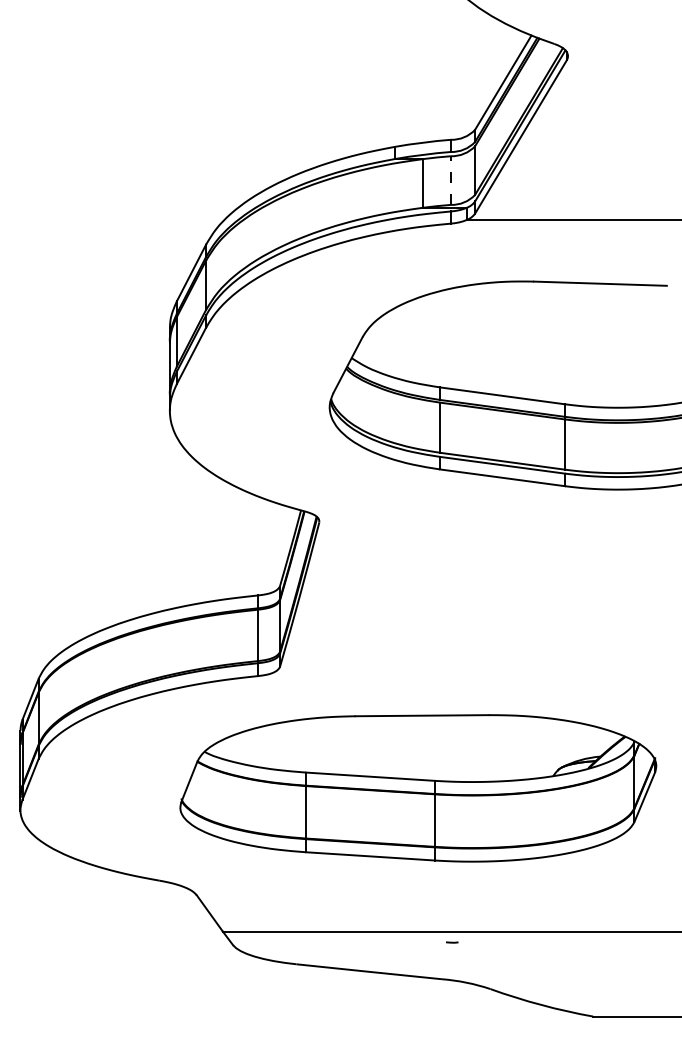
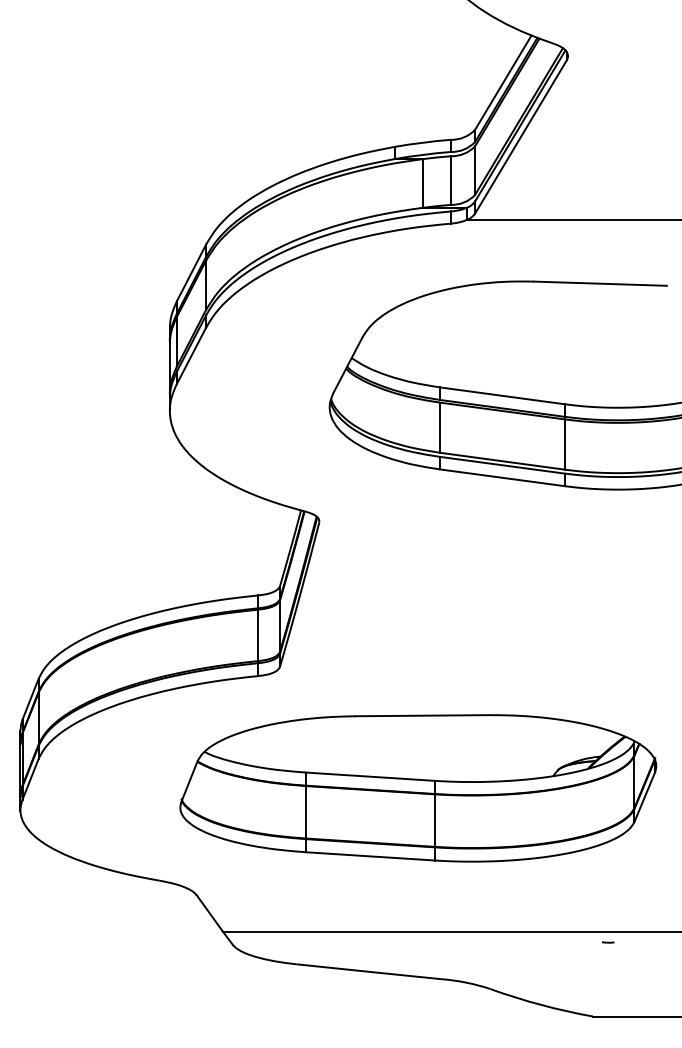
line: dashed -> solid (450, 180)
line position: (452, 942) -> (608, 942) (608, 942)
